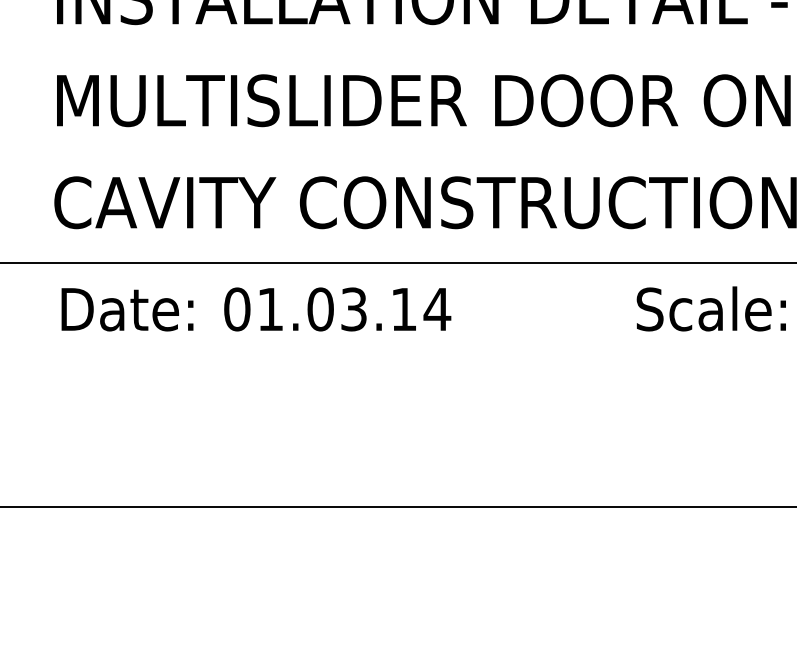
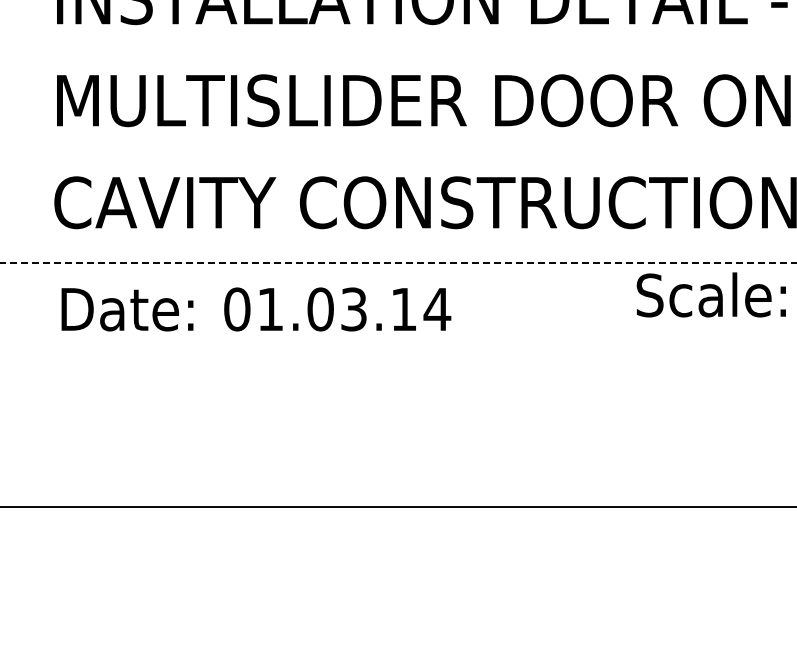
line: solid -> dashed (399, 262)
text position: (710, 308) -> (710, 294) (710, 294)
